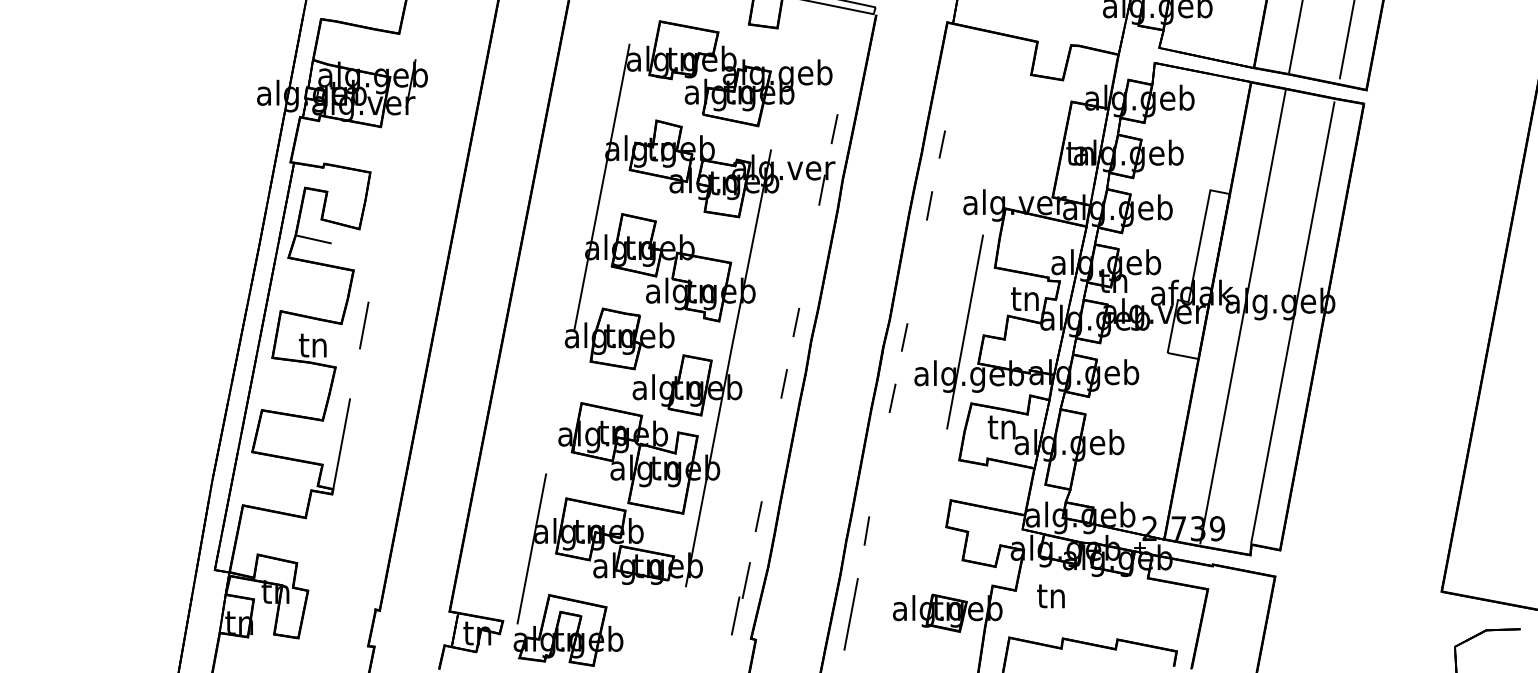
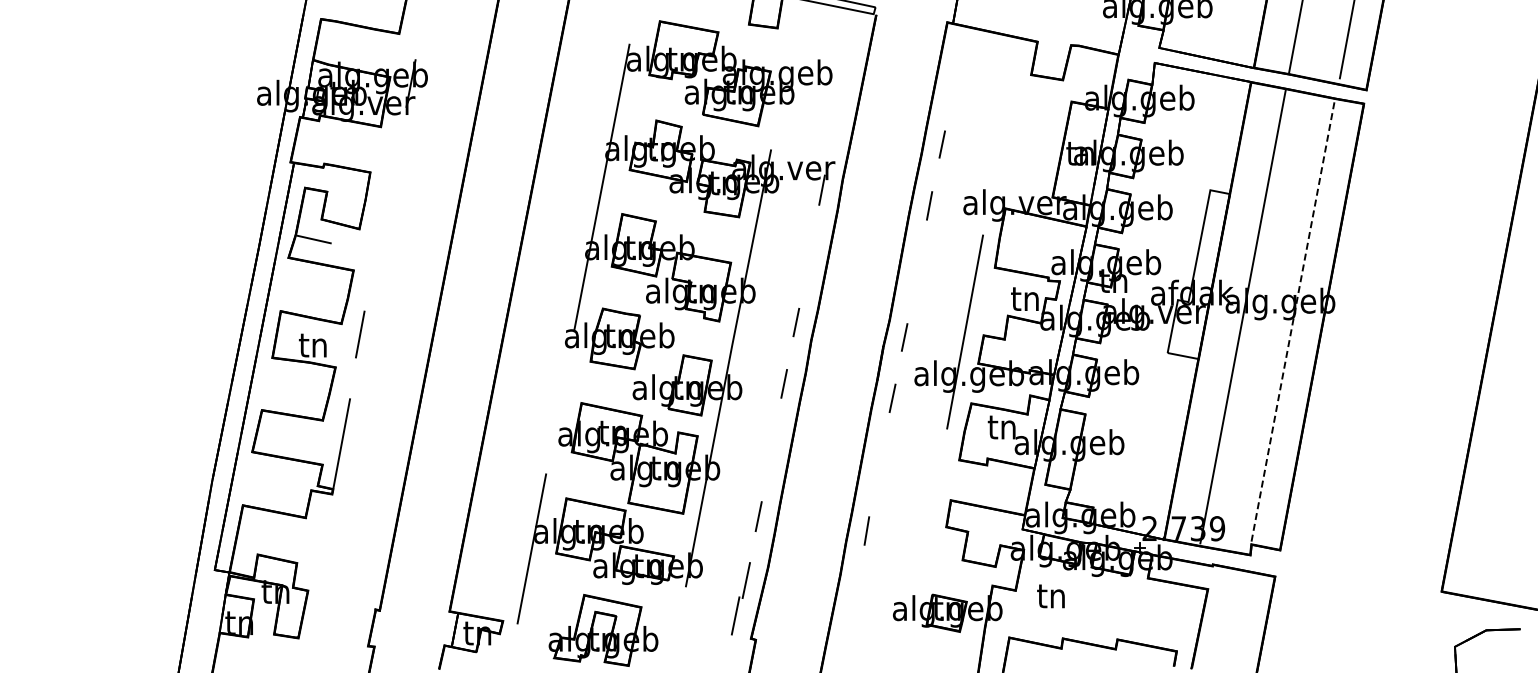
line: present -> none (834, 129)
line: solid -> dashed (1292, 322)
line position: (364, 325) -> (360, 334) (360, 334)
line: present -> none (850, 614)
part position: (568, 630) -> (603, 630) (603, 630)
